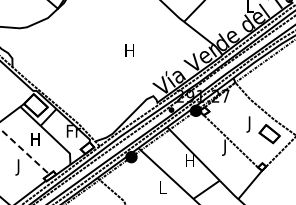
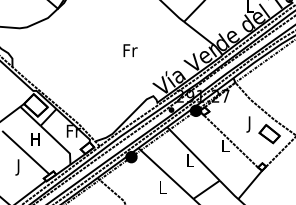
text: H -> Fr (130, 50)
text: J -> L (225, 147)
line: dashed -> solid (26, 153)
text: H -> L (189, 160)
